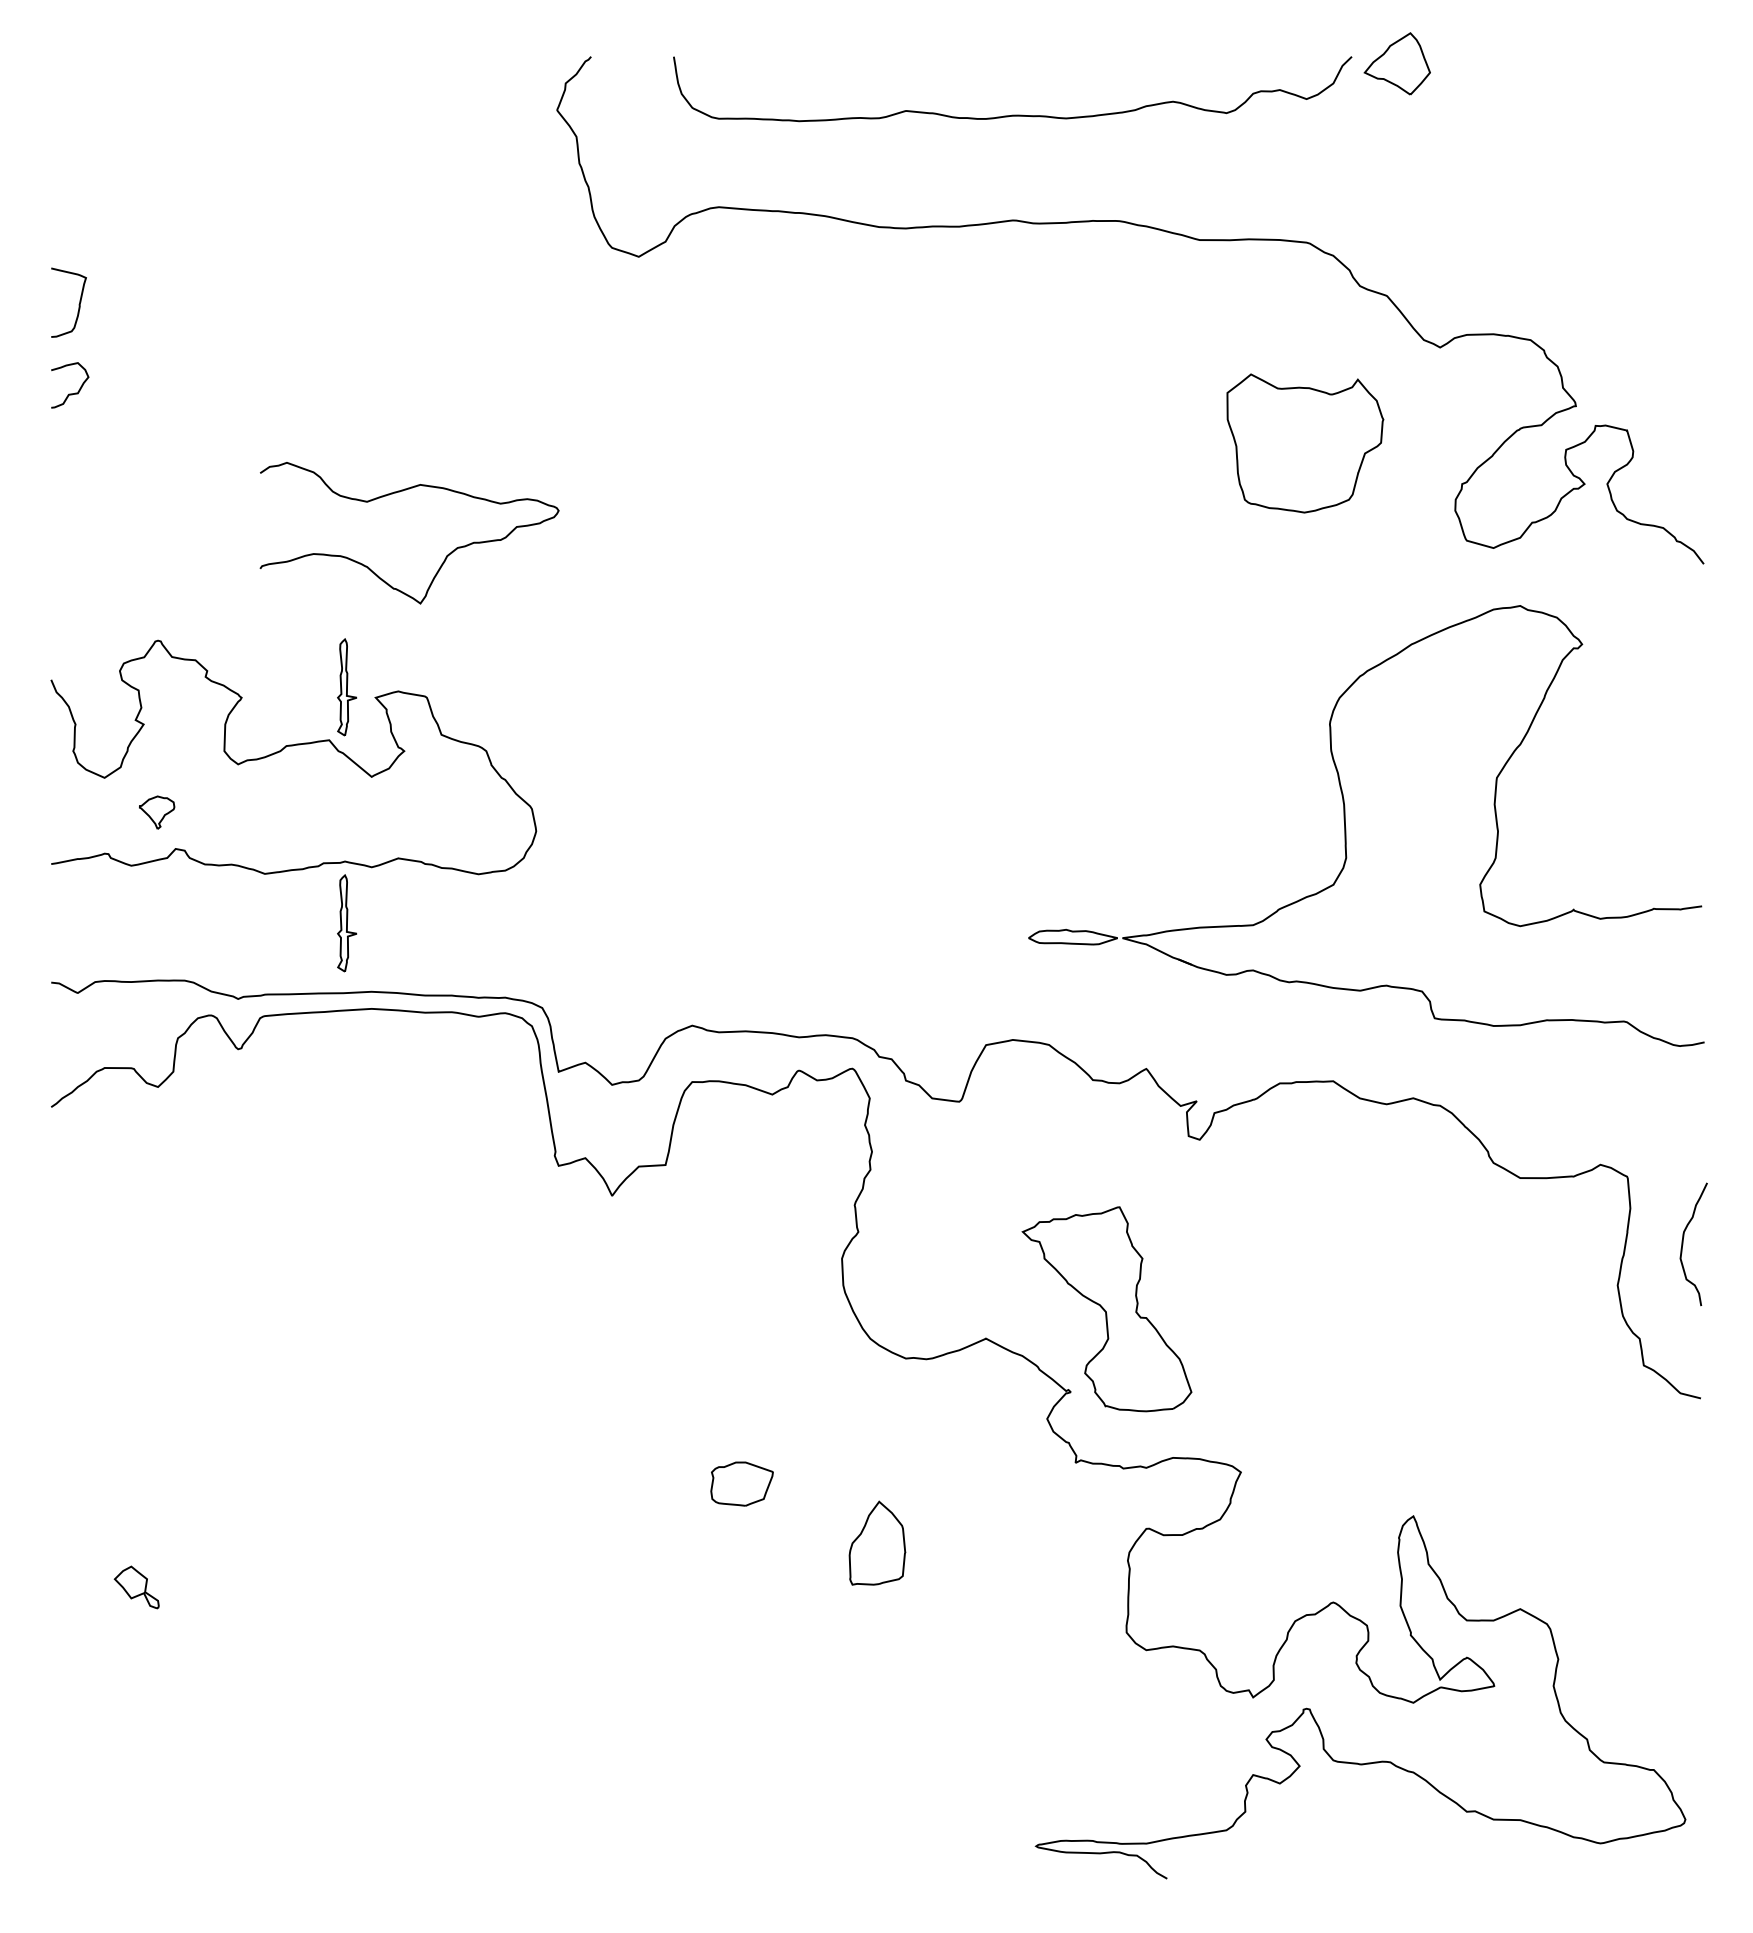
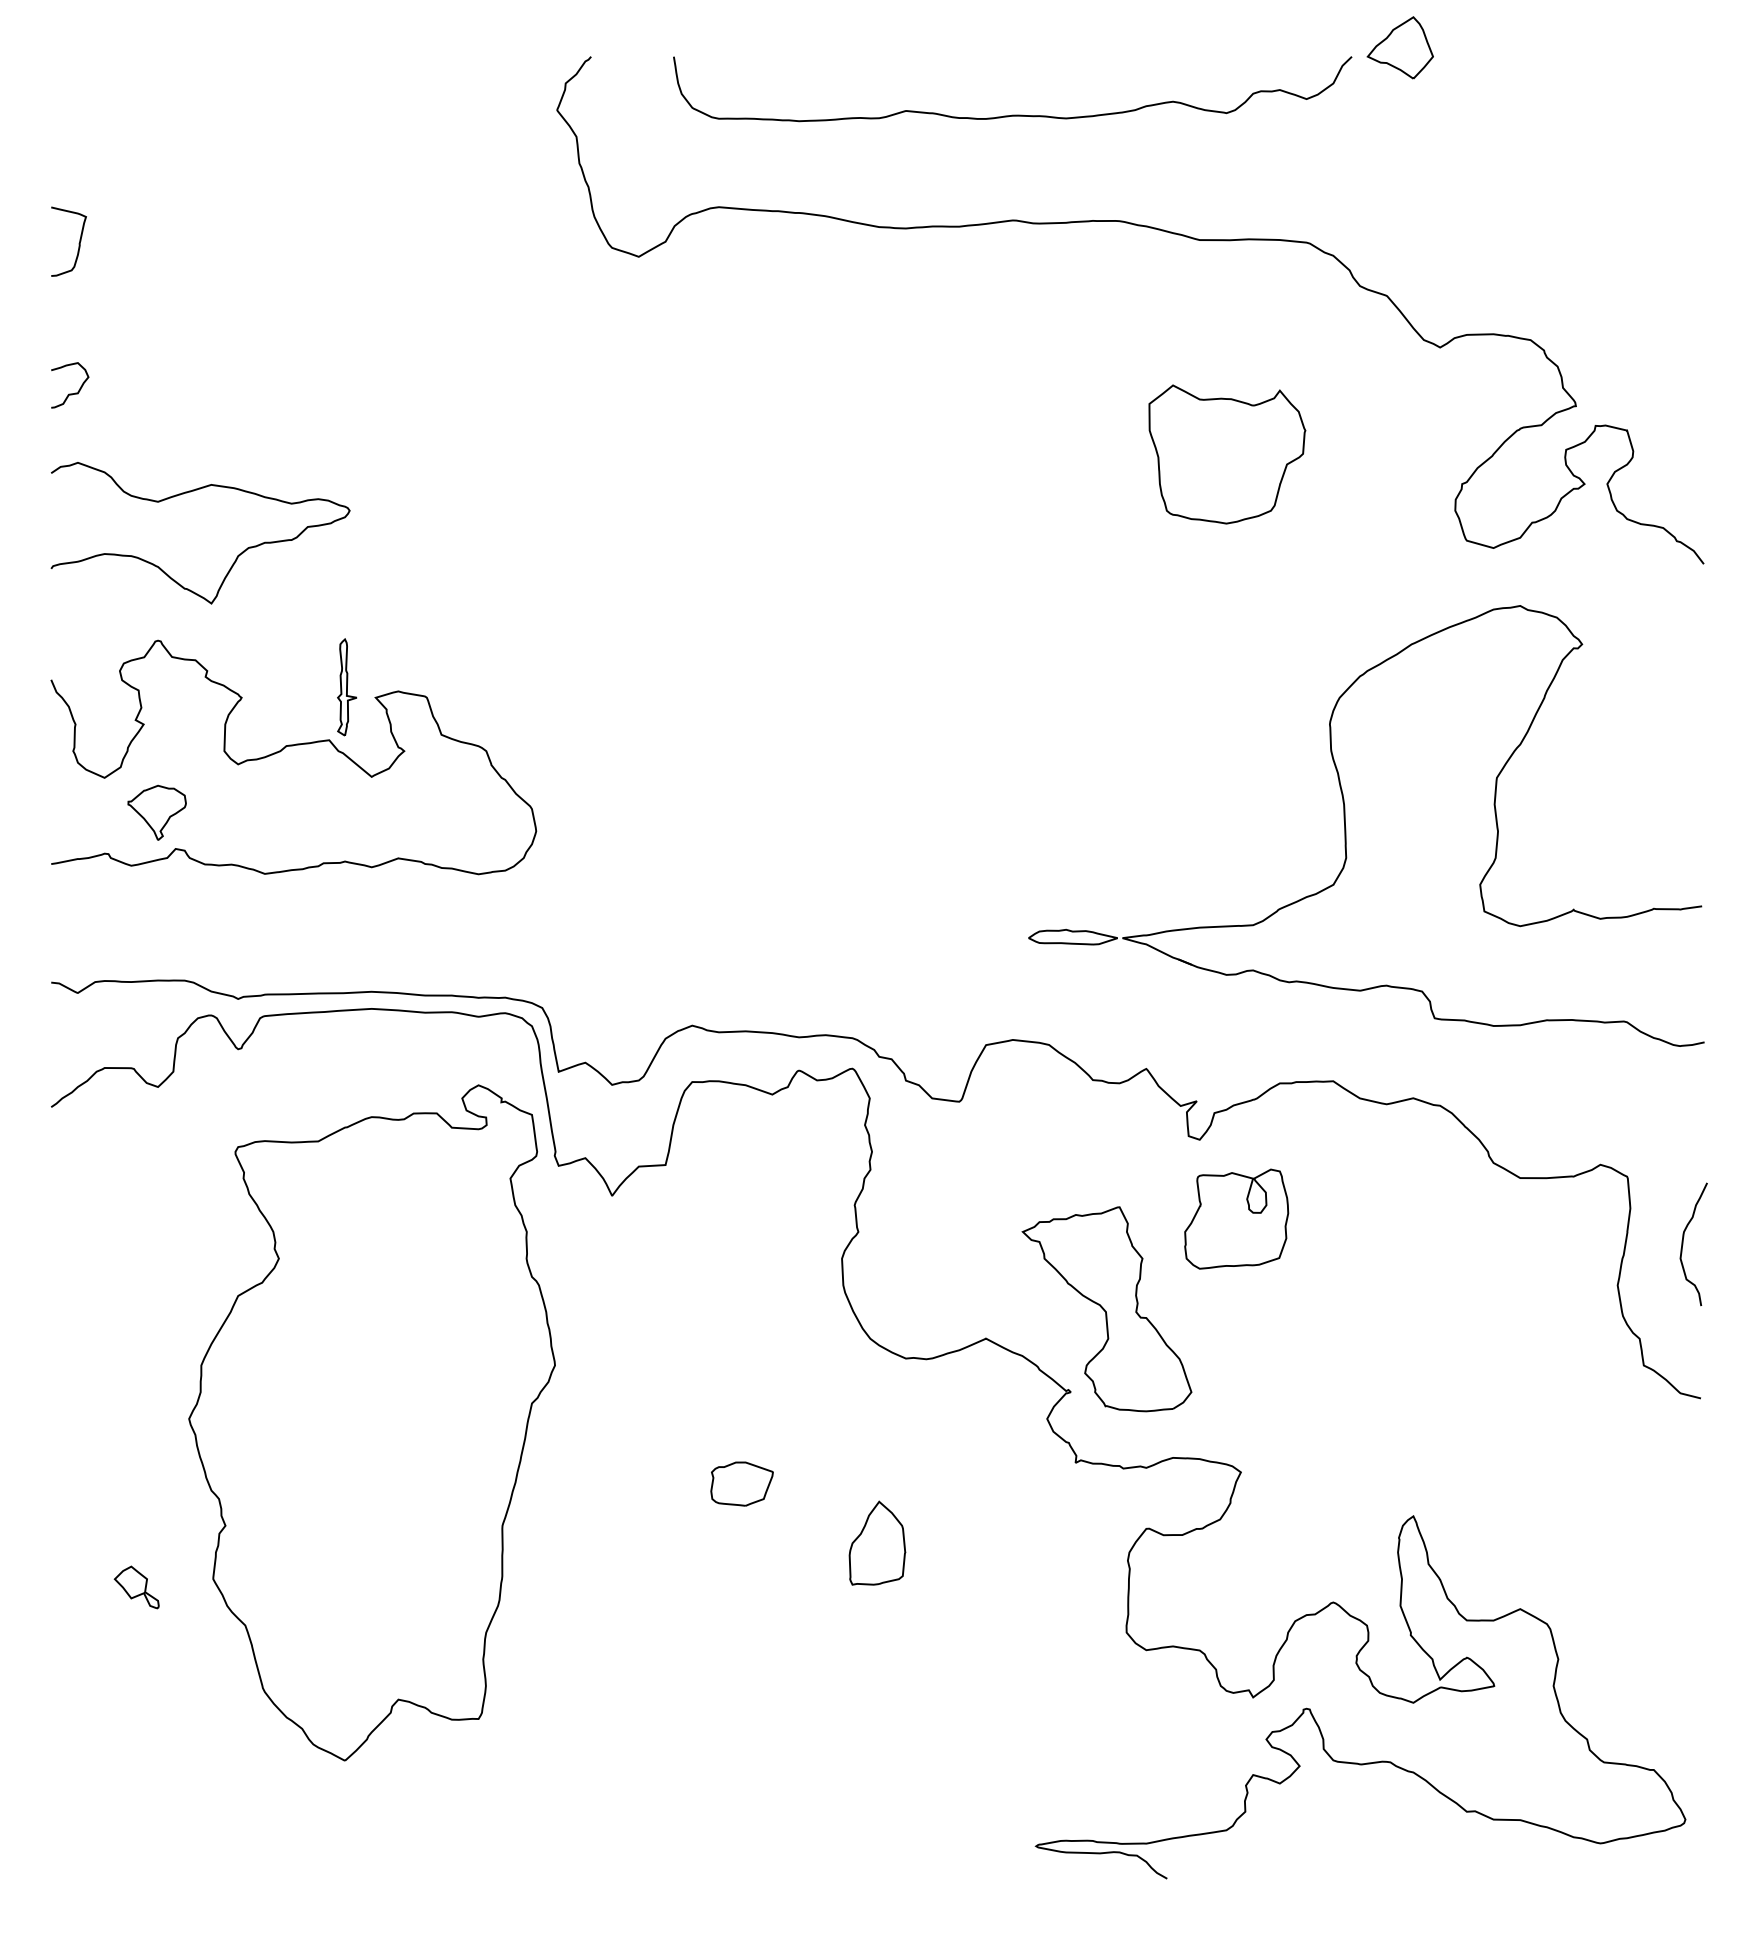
part position: (1396, 63) -> (1399, 47) (1399, 47)
curve position: (78, 304) -> (78, 243) (78, 243)
part position: (1305, 443) -> (1227, 454) (1227, 454)
curve position: (396, 493) -> (187, 493) (187, 493)
part size: 37x35 px -> 60x57 px (156, 812)
part: present -> none (347, 923)
part: none -> present (1236, 1218)
part: none -> present (371, 1422)
